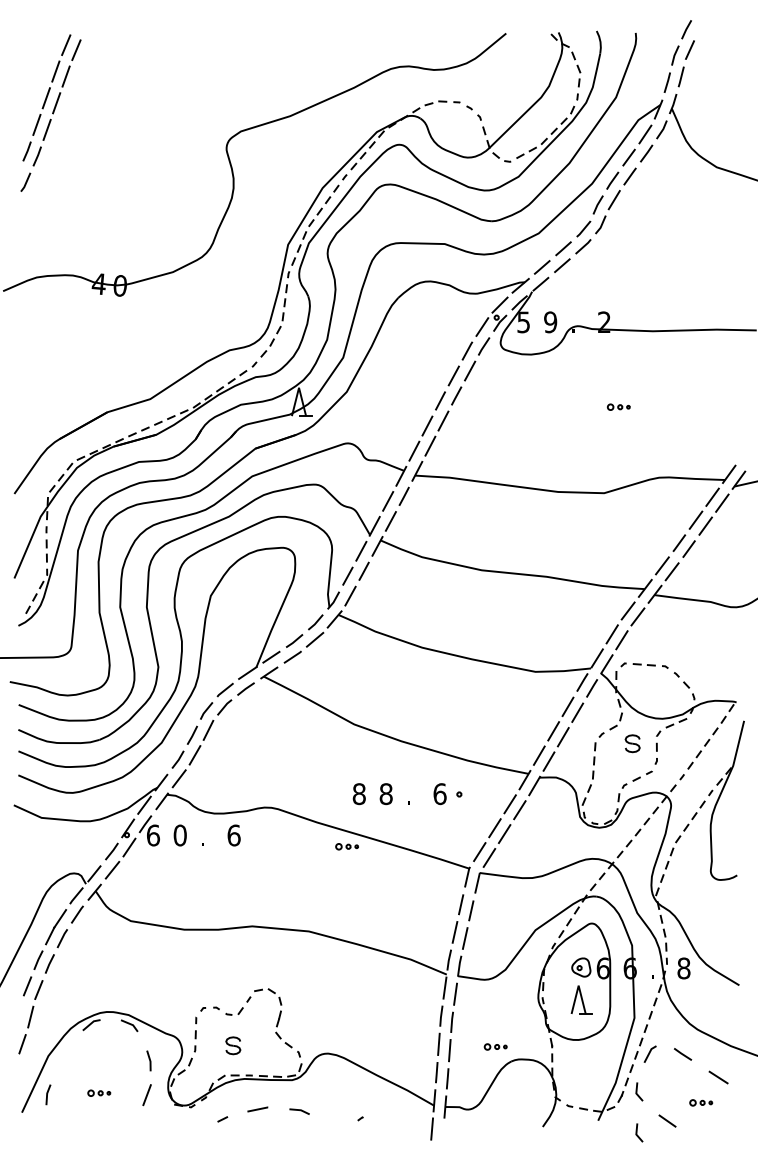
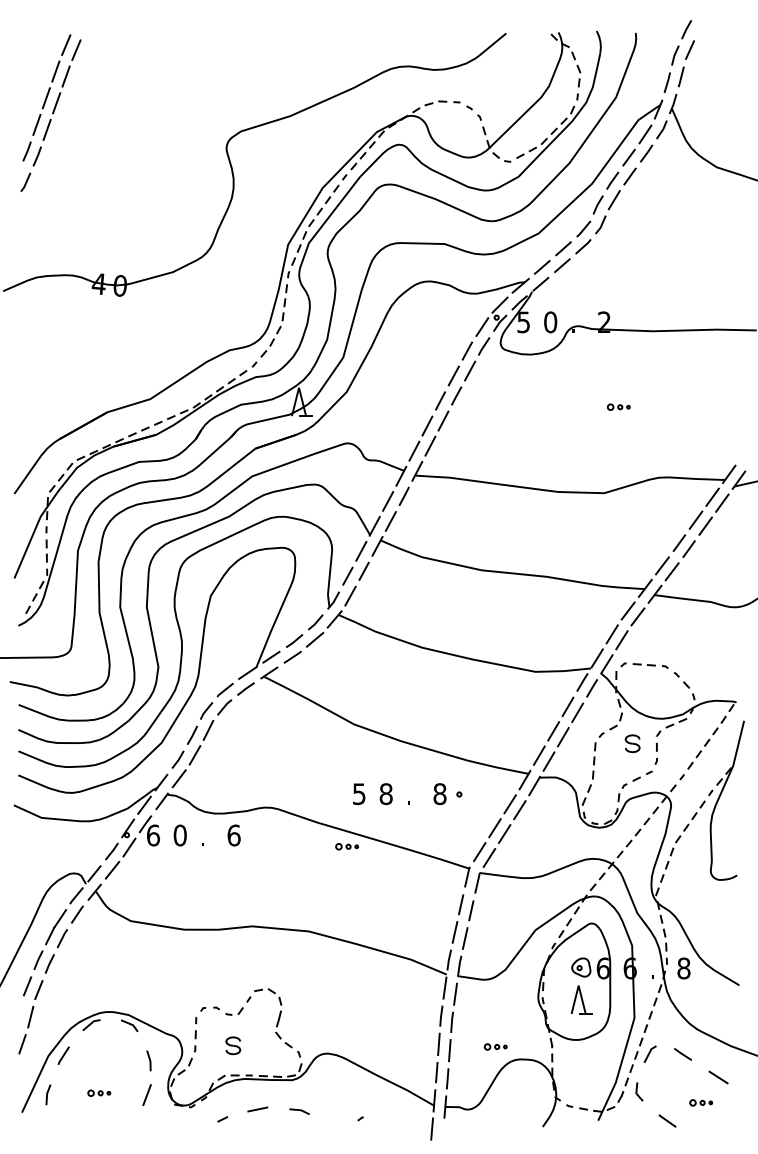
text: 9 -> 0 (550, 322)
text: 6 -> 8 (439, 793)
text: 8 -> 5 (358, 794)
line: none -> present (63, 1055)
line: present -> none (637, 1132)
